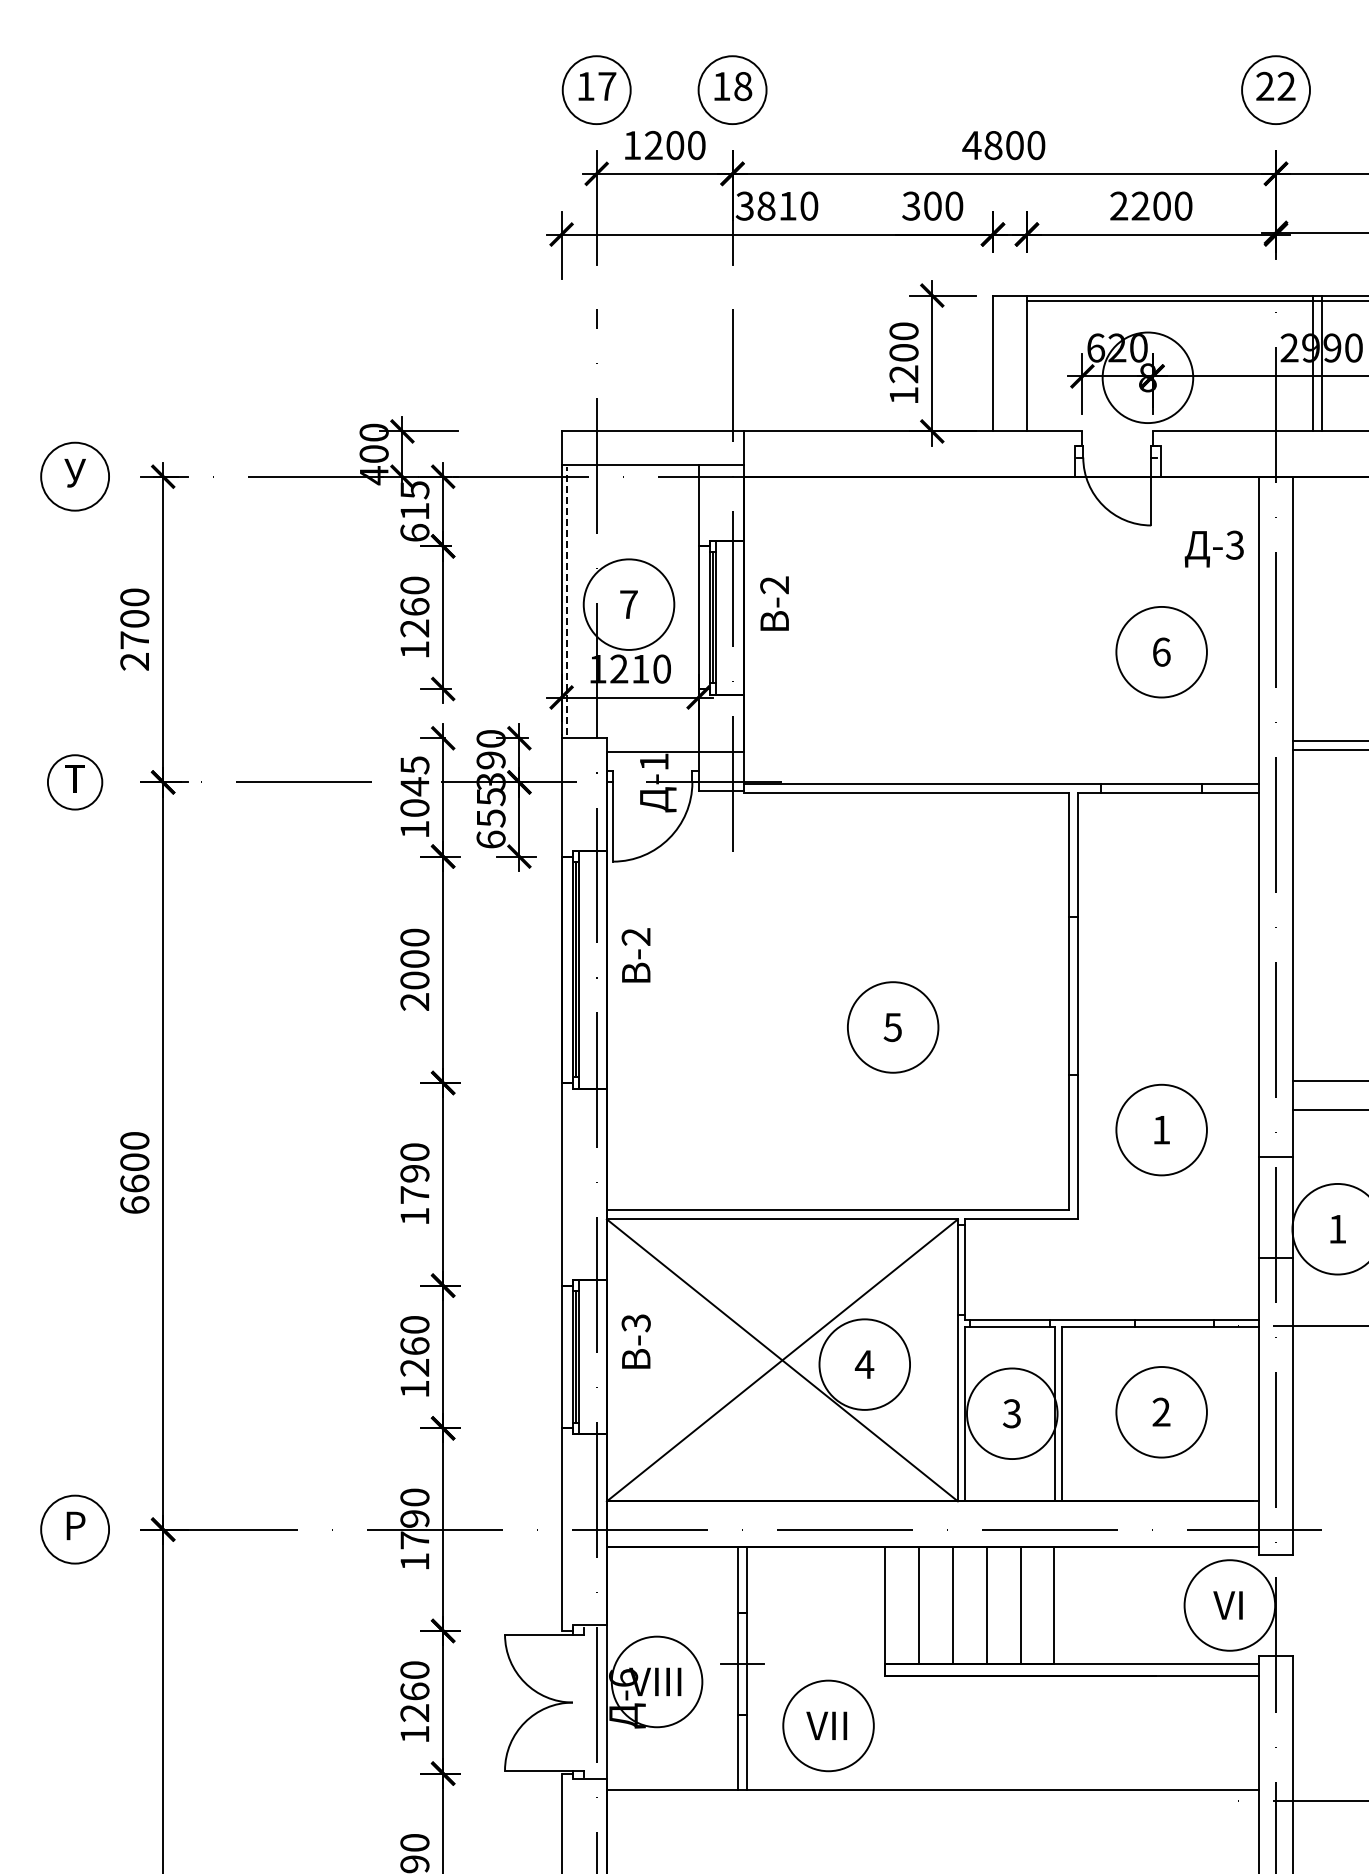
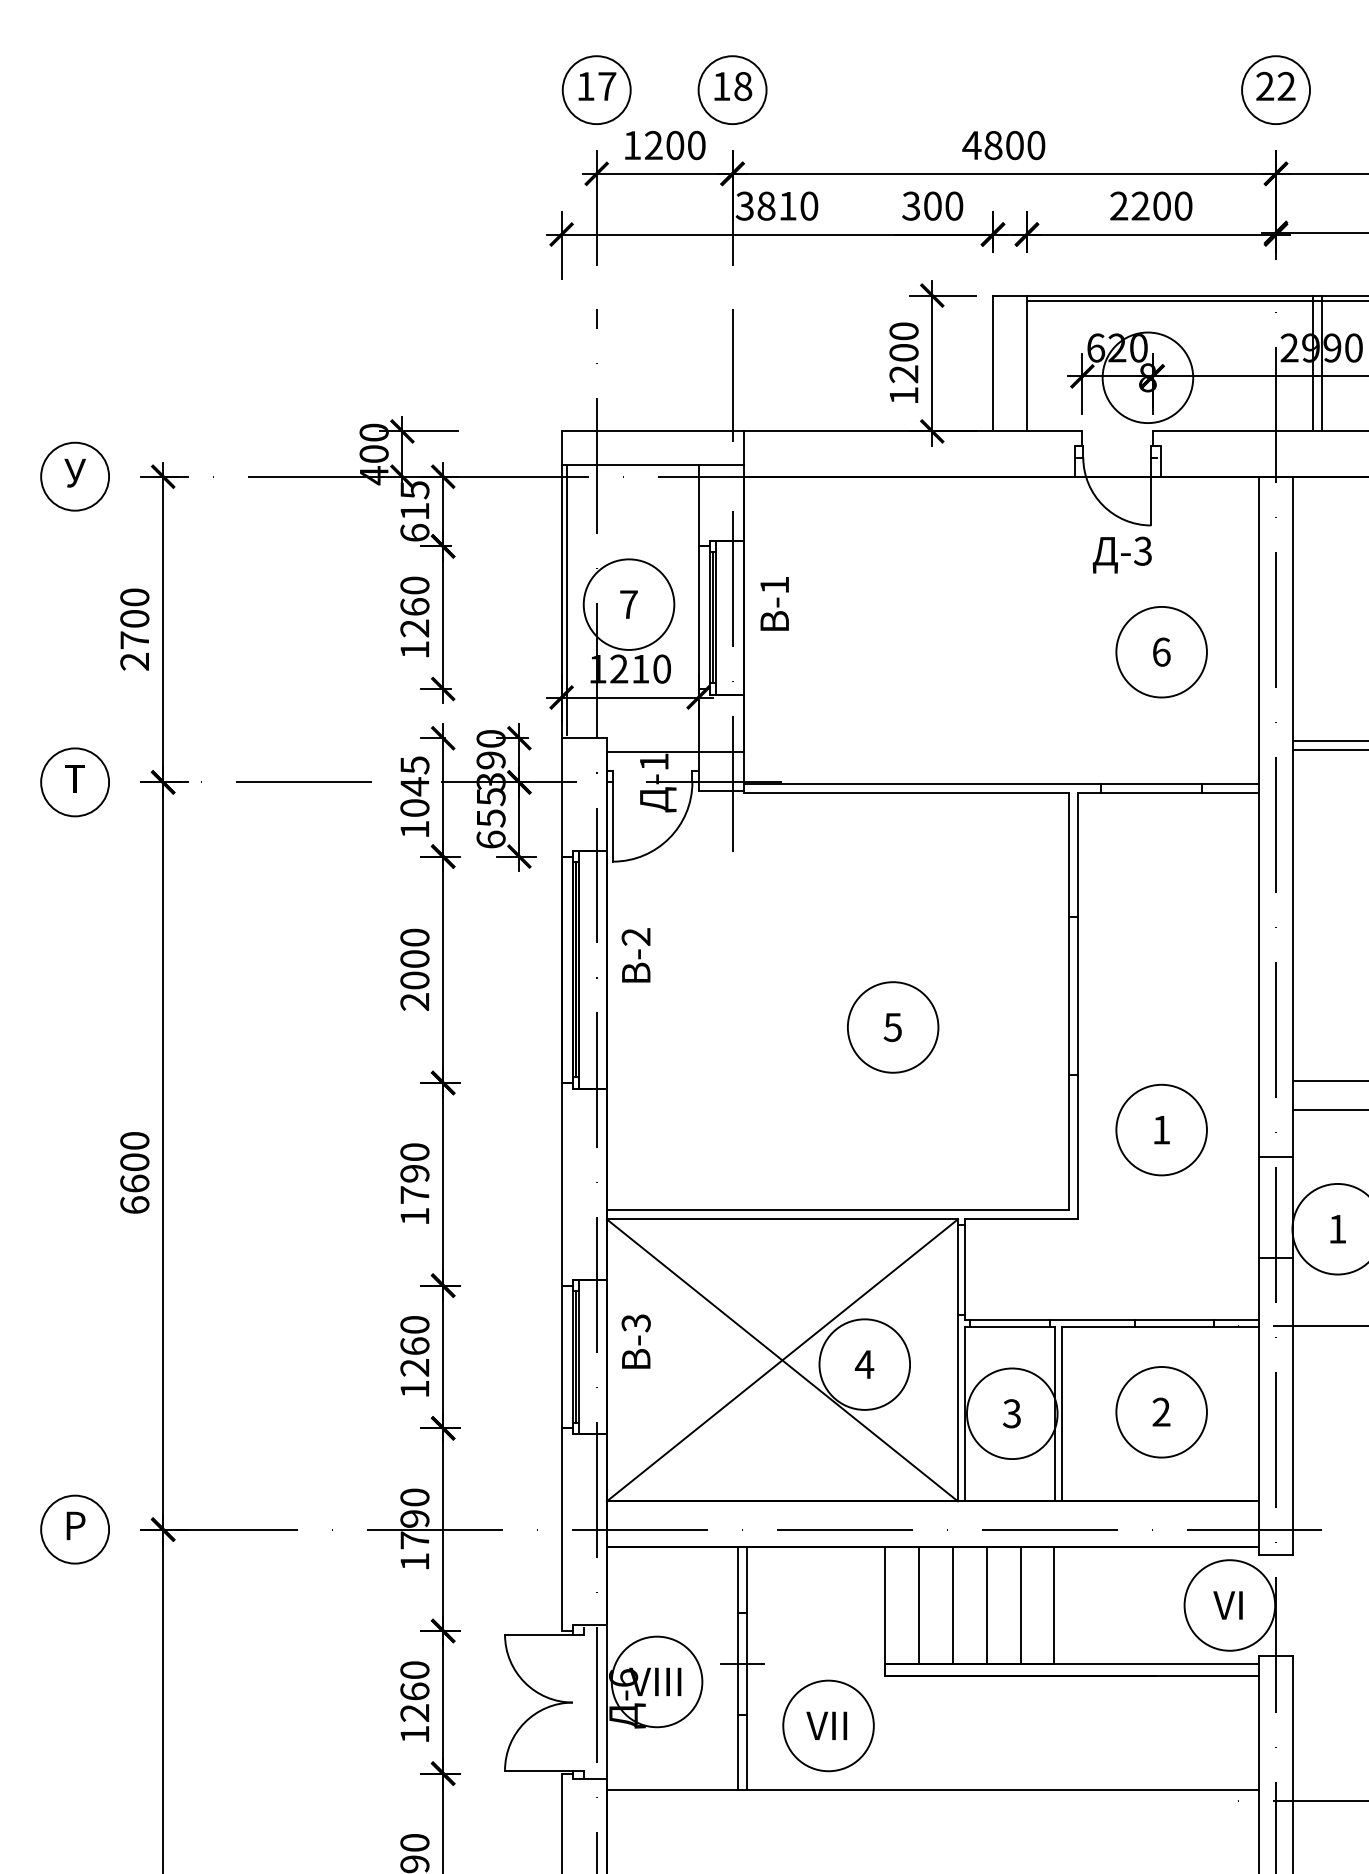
text position: (1213, 548) -> (1121, 554) (1121, 554)
text: -2 -> -1 (774, 585)
line: dashed -> solid (567, 600)
circle diameter: 54 px -> 68 px (75, 782)
